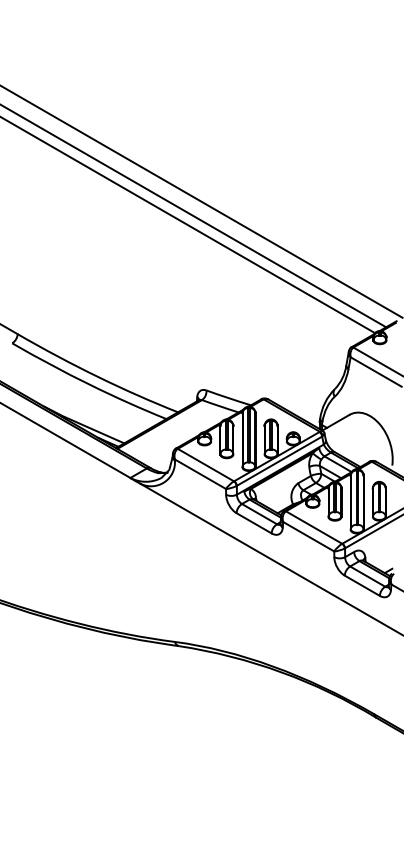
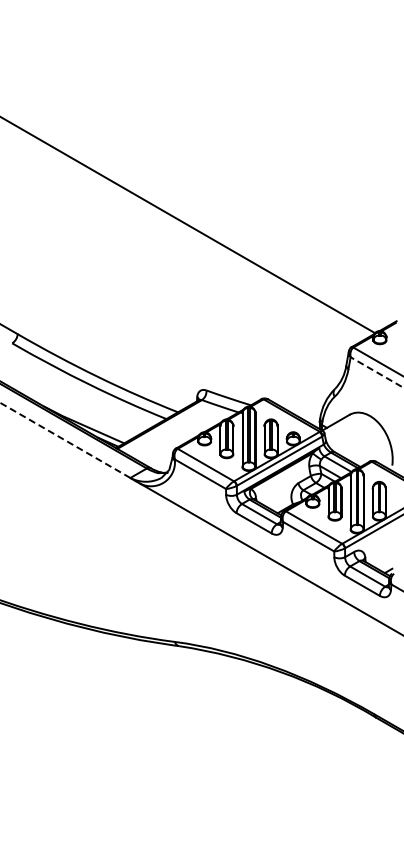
line: present -> none (201, 201)
line: present -> none (194, 216)
line: solid -> dashed (376, 372)
line: solid -> dashed (65, 440)
